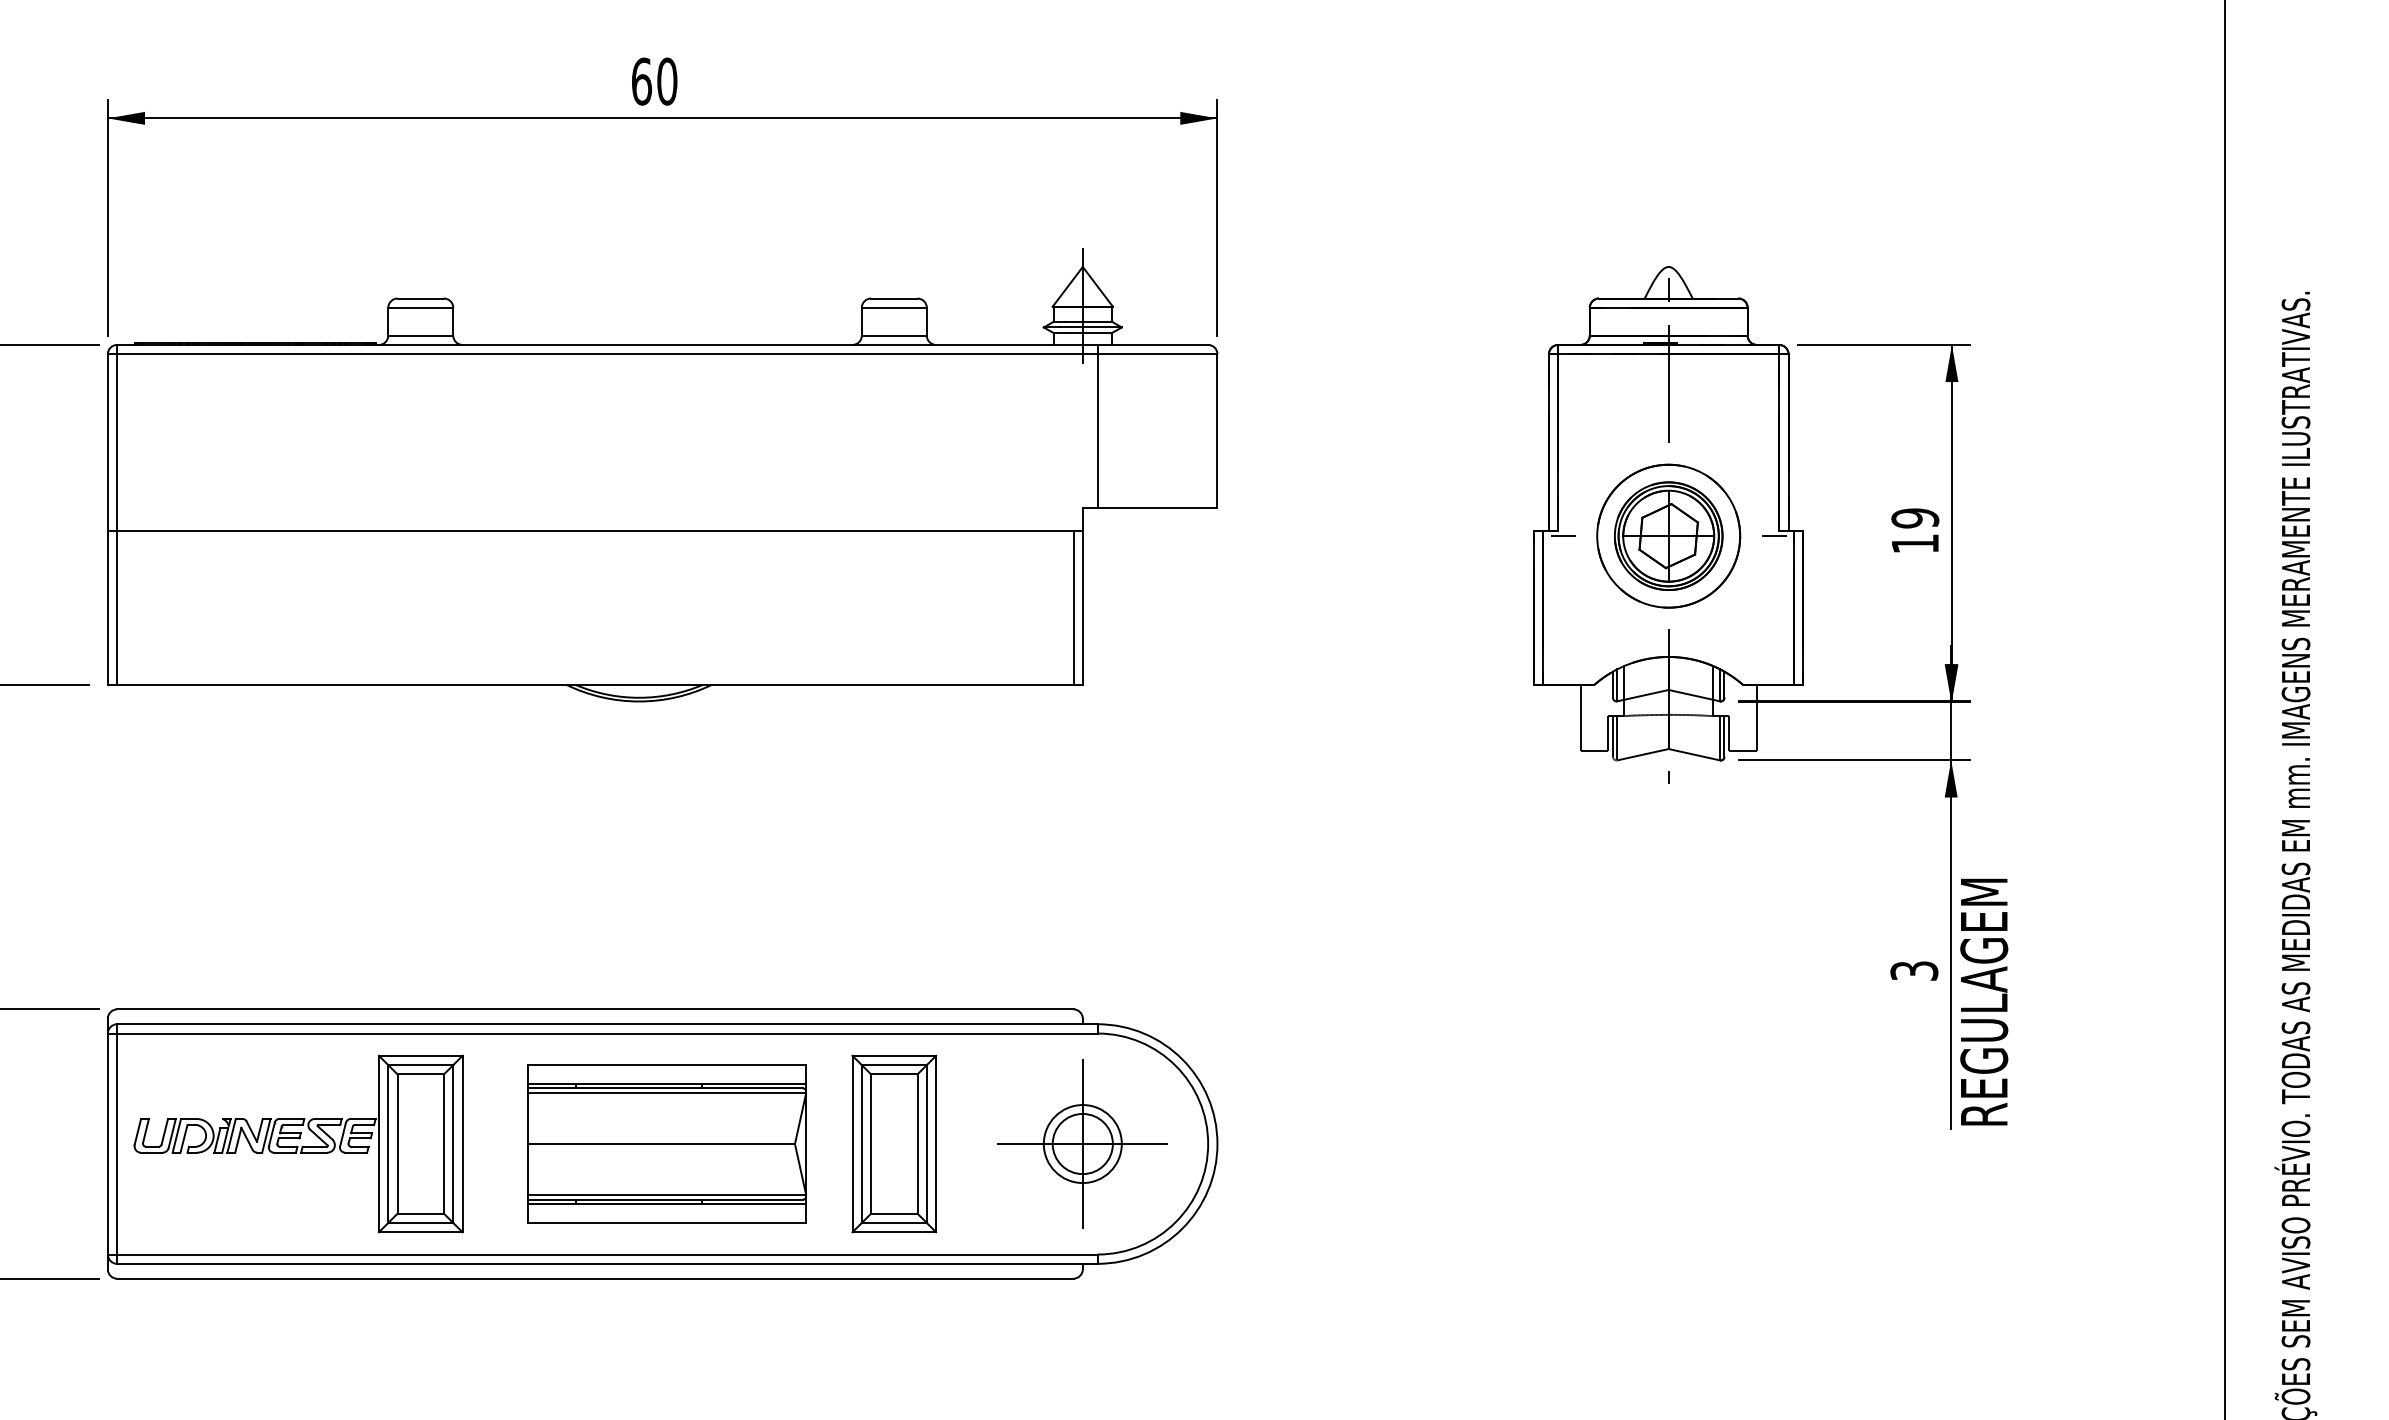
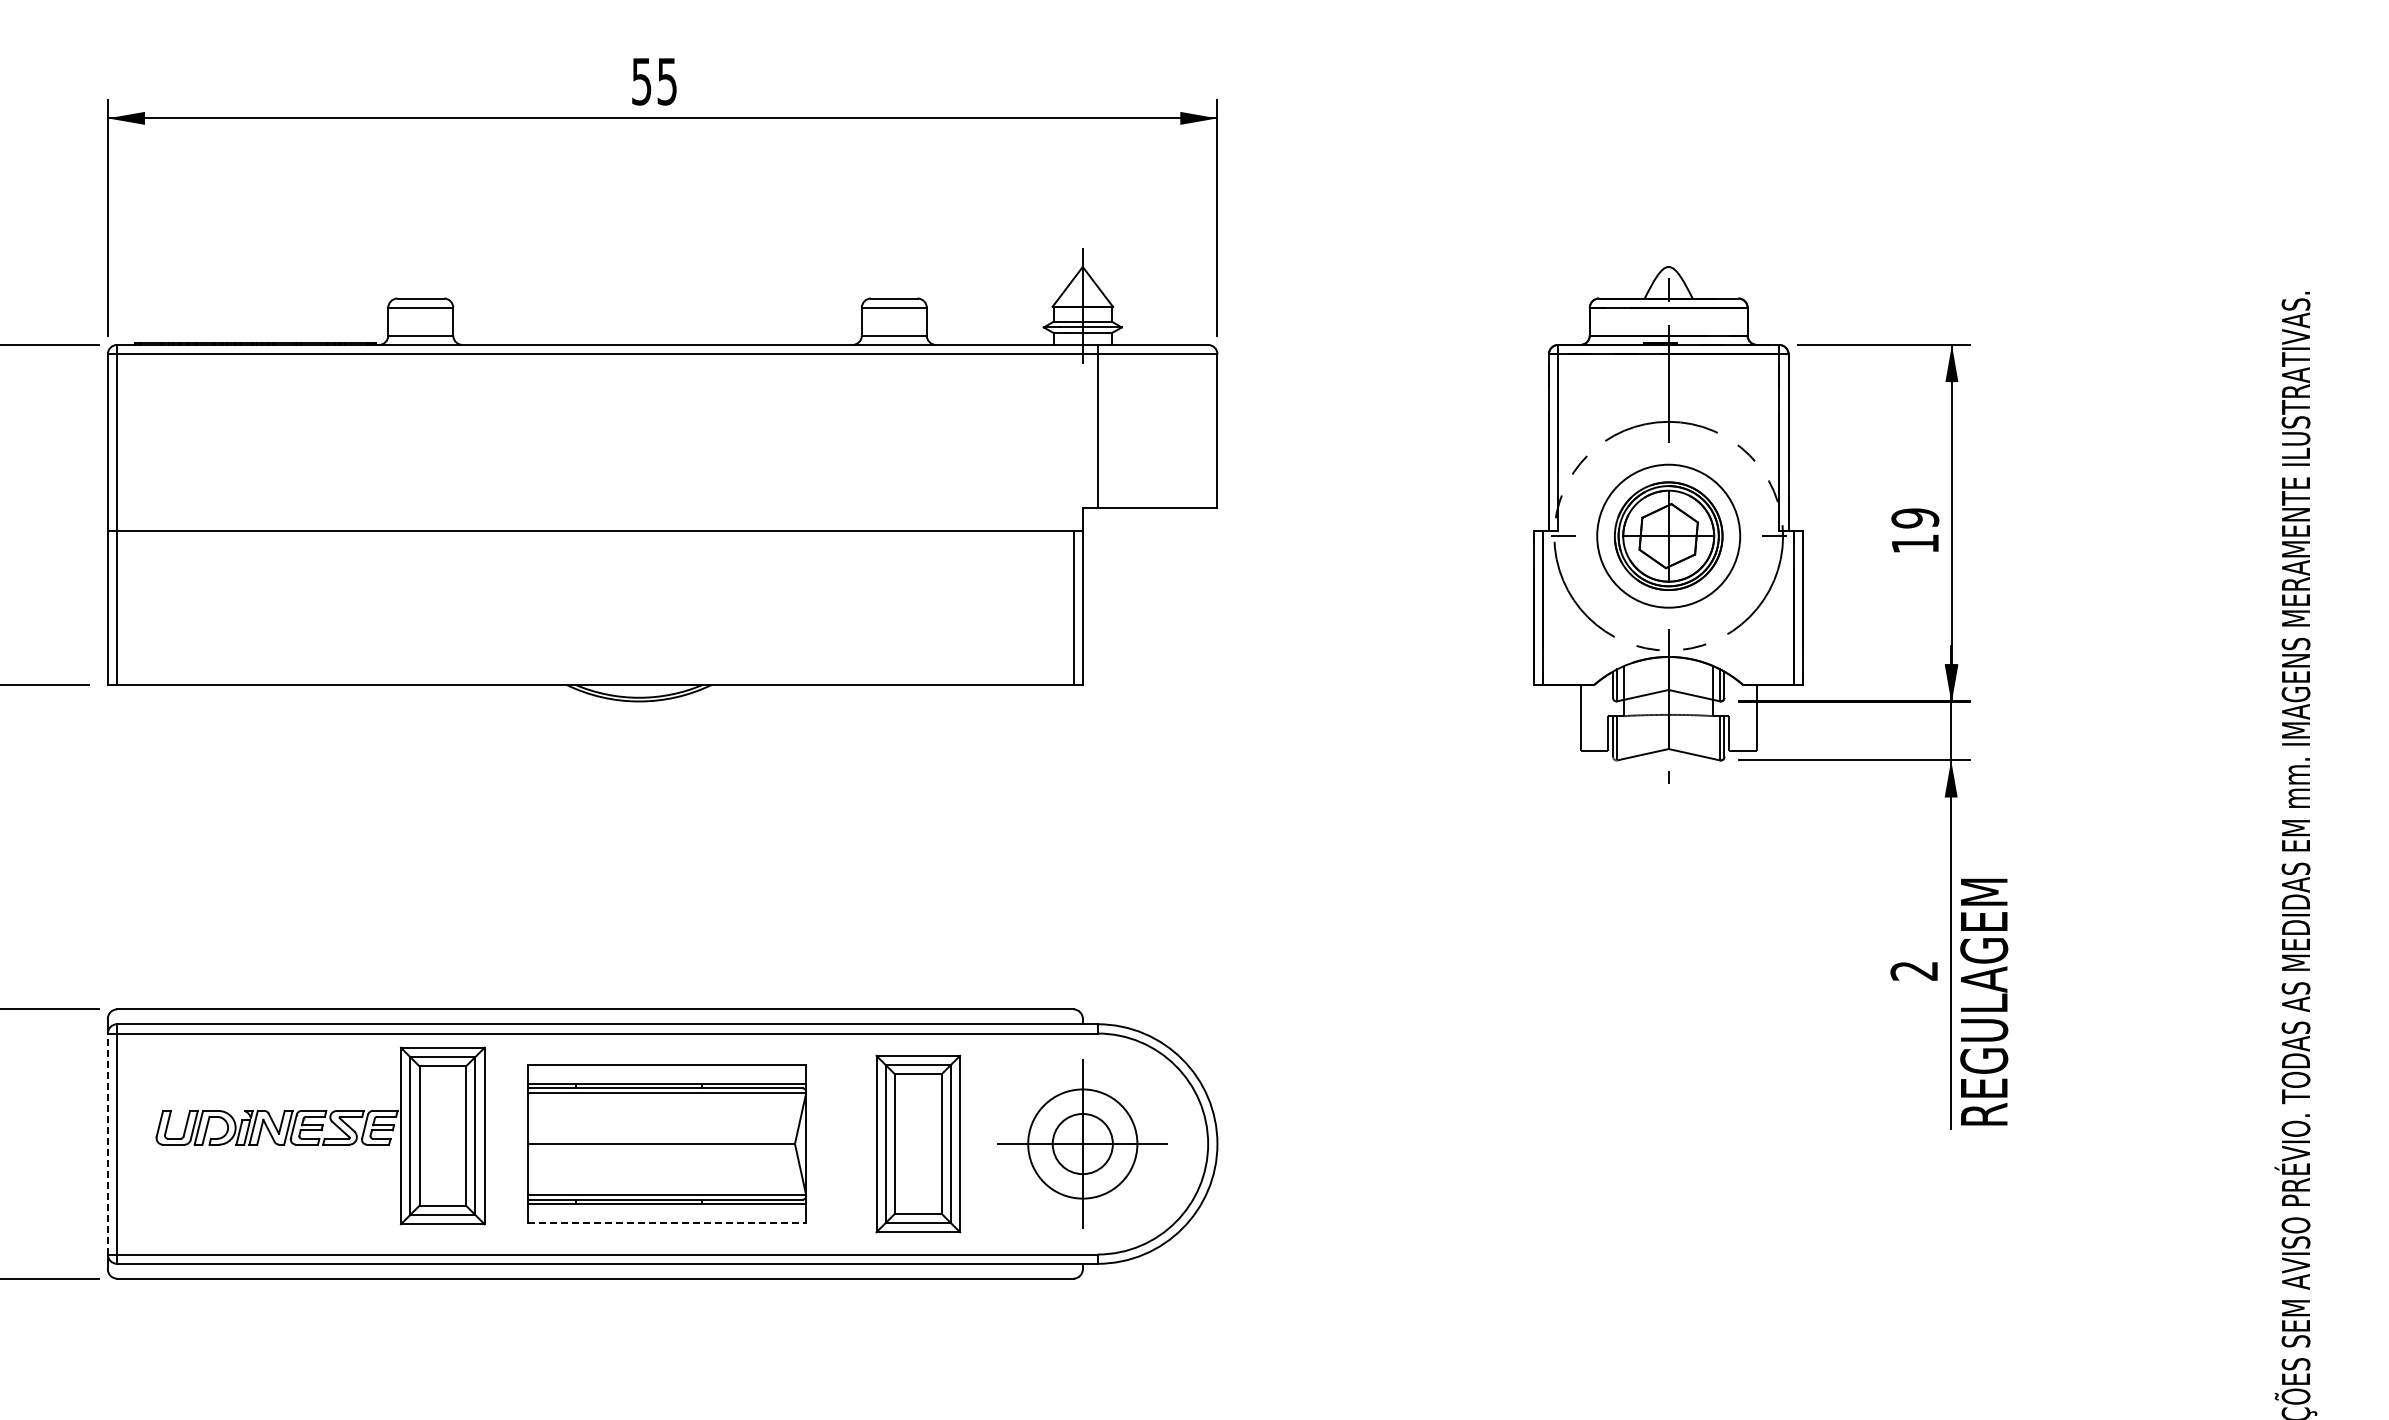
text: 60 -> 55 (654, 81)
circle diameter: 143 px -> 229 px (1668, 535)
line: present -> none (2224, 709)
text: 3 -> 2 (1914, 970)
line: solid -> dashed (107, 1143)
part position: (298, 1143) -> (320, 1135) (320, 1135)
part position: (894, 1143) -> (918, 1143) (918, 1143)
circle diameter: 78 px -> 109 px (1082, 1143)
line: solid -> dashed (667, 1222)
